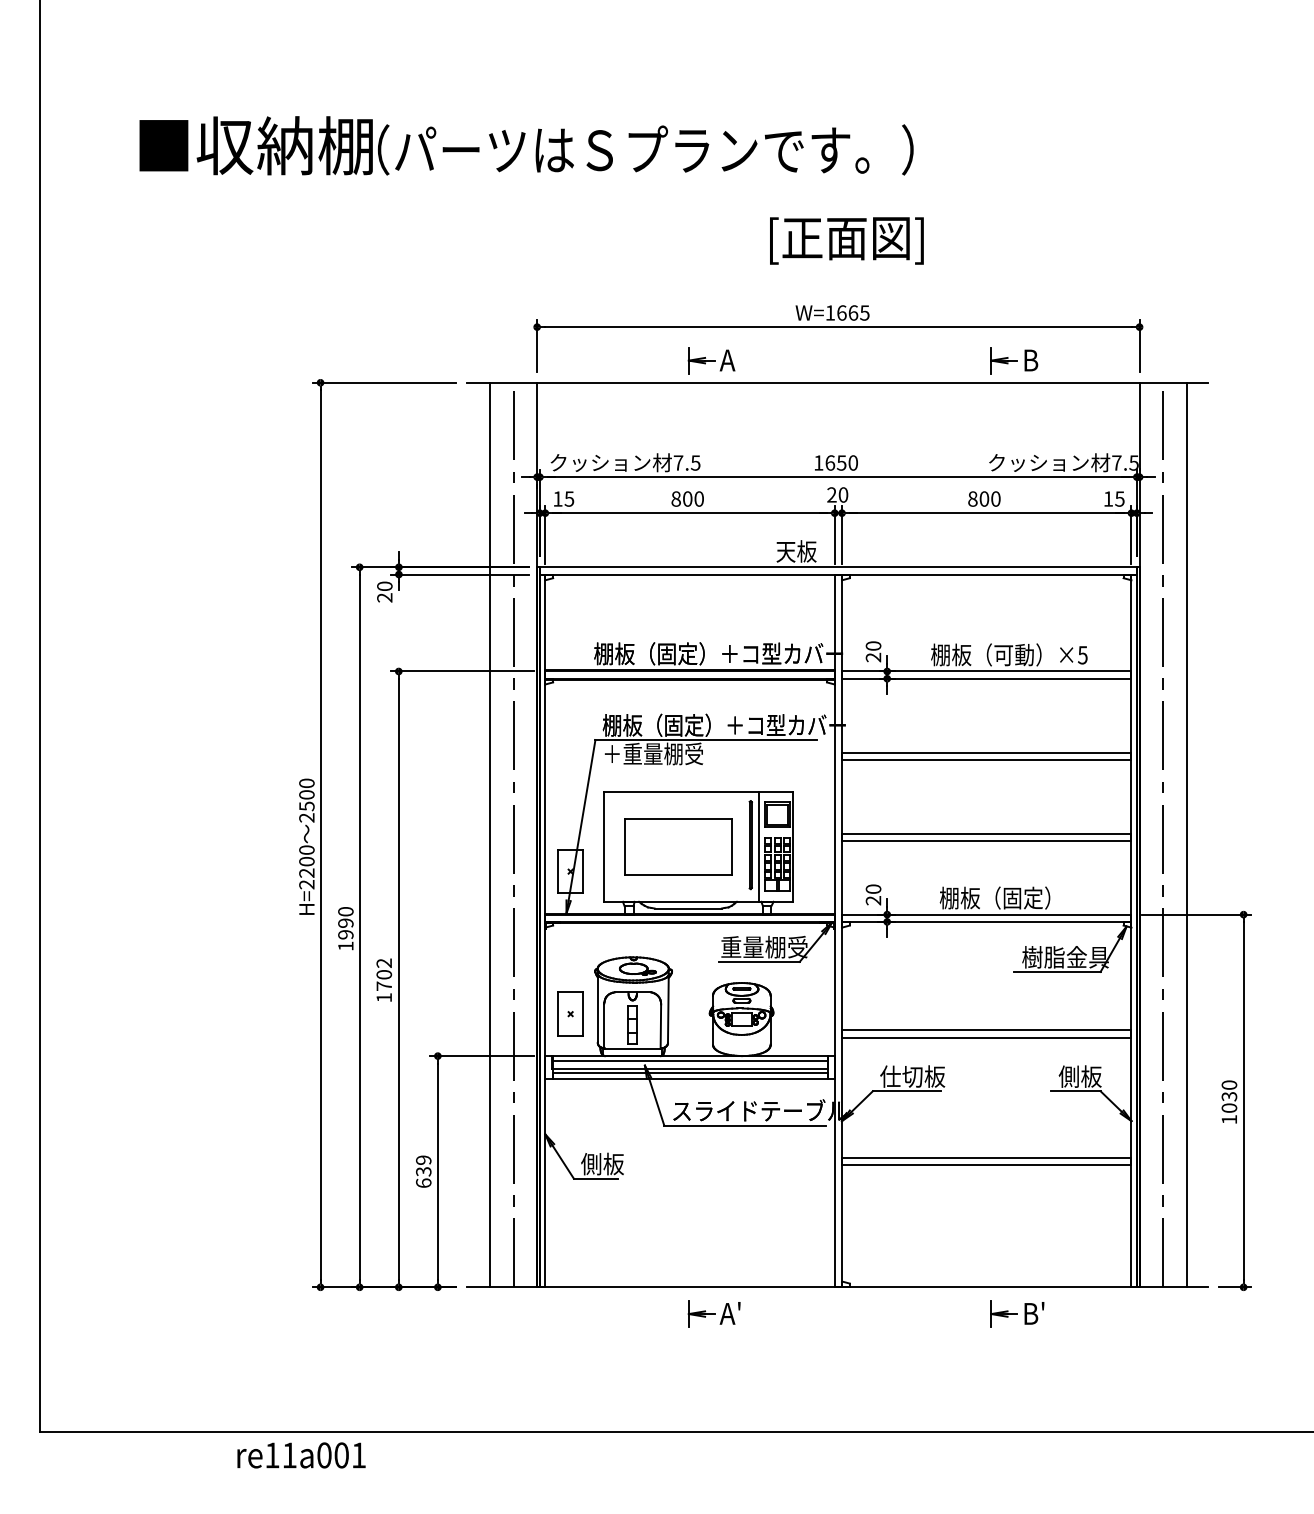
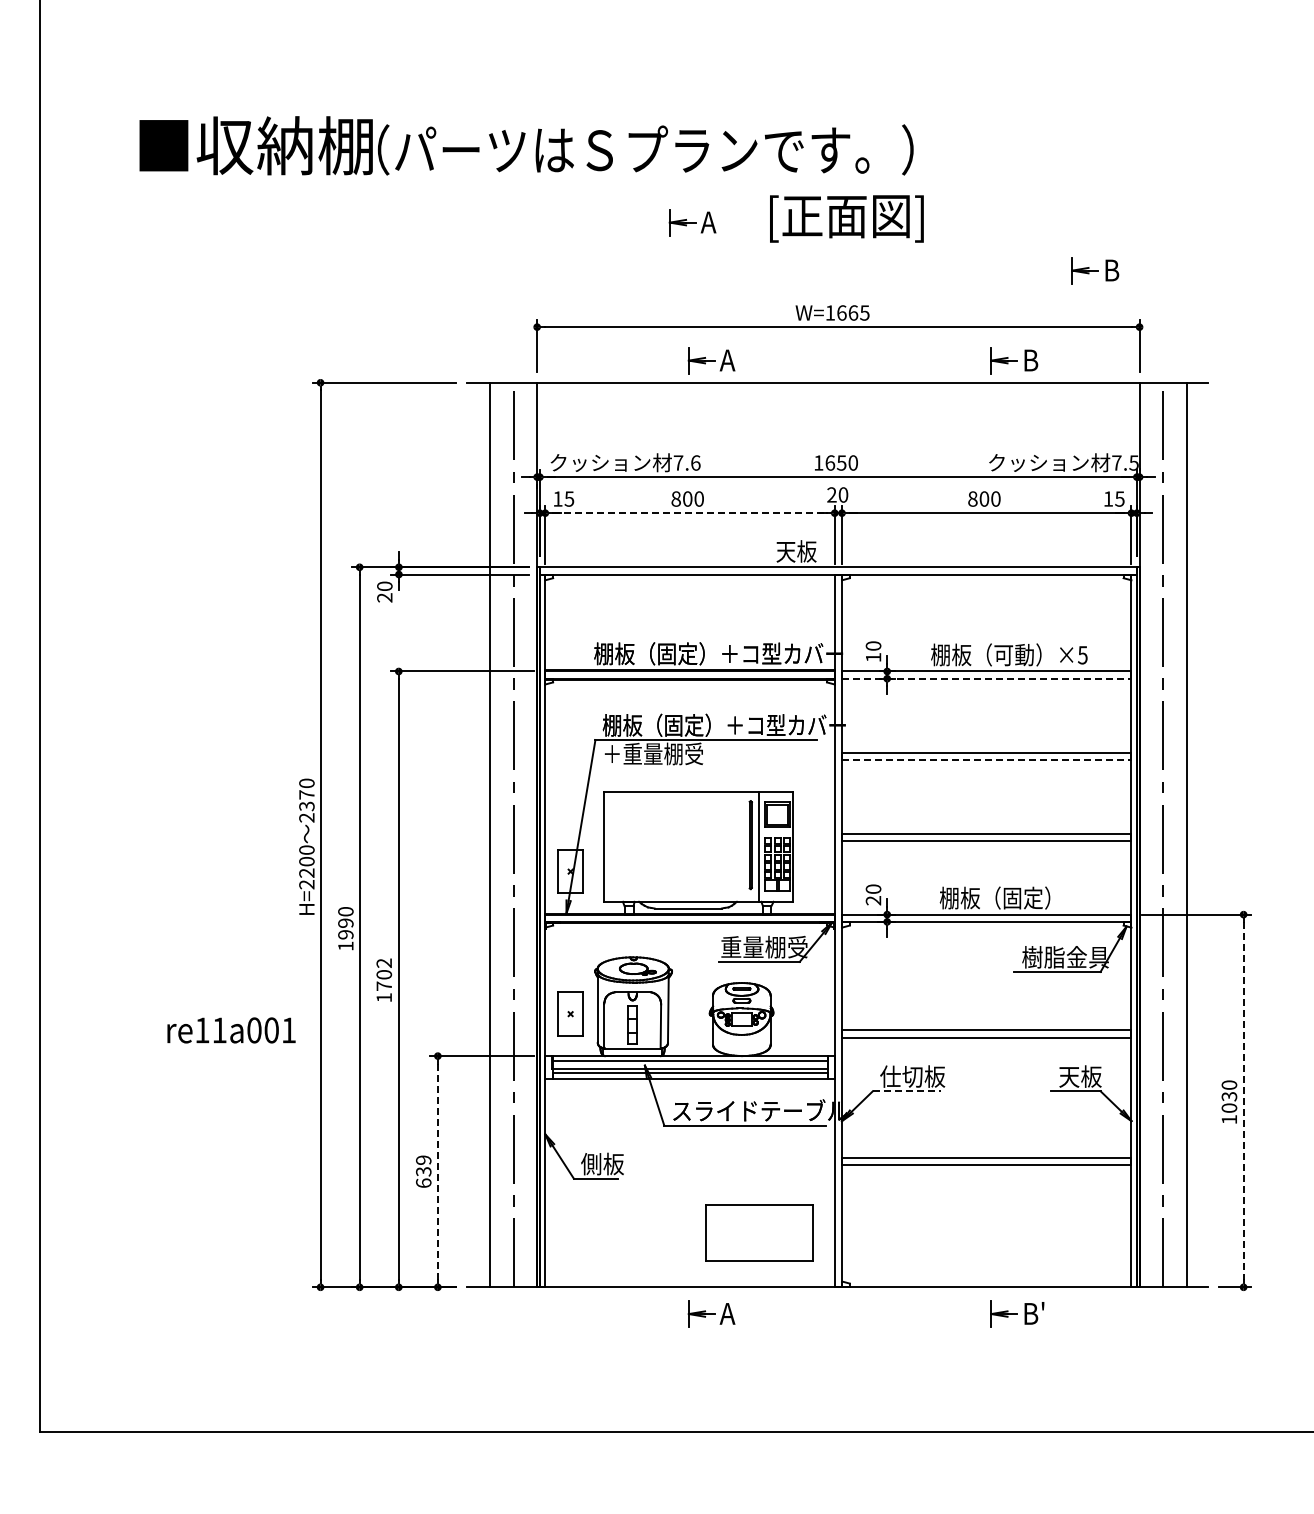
part: none -> present (692, 222)
text position: (846, 240) -> (846, 218) (846, 218)
part: none -> present (1095, 270)
text: 7.5 -> 7.6 (695, 462)
line: solid -> dashed (690, 513)
text: 20 -> 10 (872, 657)
line: solid -> dashed (987, 678)
line: solid -> dashed (987, 759)
text: 2500 -> 2370 (306, 800)
part position: (678, 846) -> (759, 1232) (759, 1232)
text: 側板 -> 天板 (1068, 1076)
line: solid -> dashed (906, 1091)
line: solid -> dashed (1243, 1100)
line: solid -> dashed (437, 1172)
text: A' -> A (739, 1306)
text position: (301, 1455) -> (231, 1030) (231, 1030)
